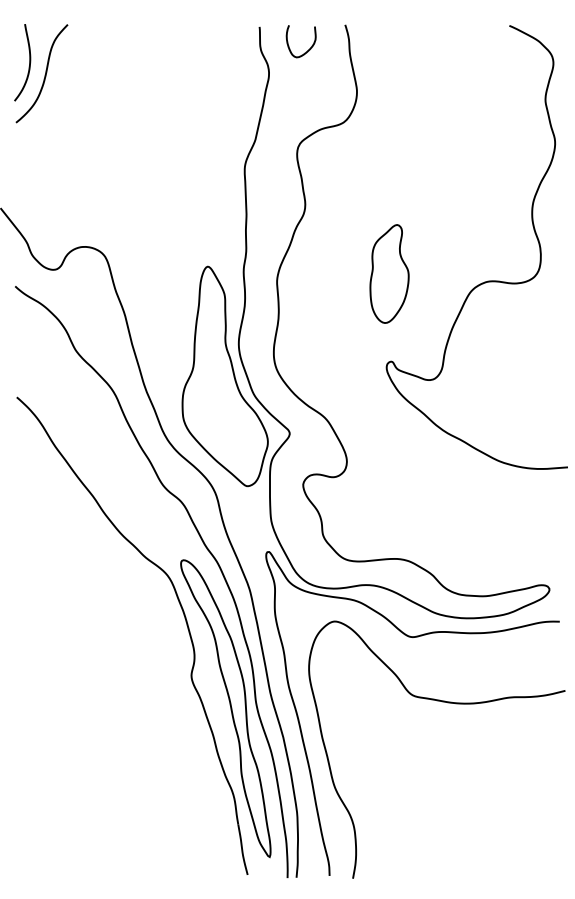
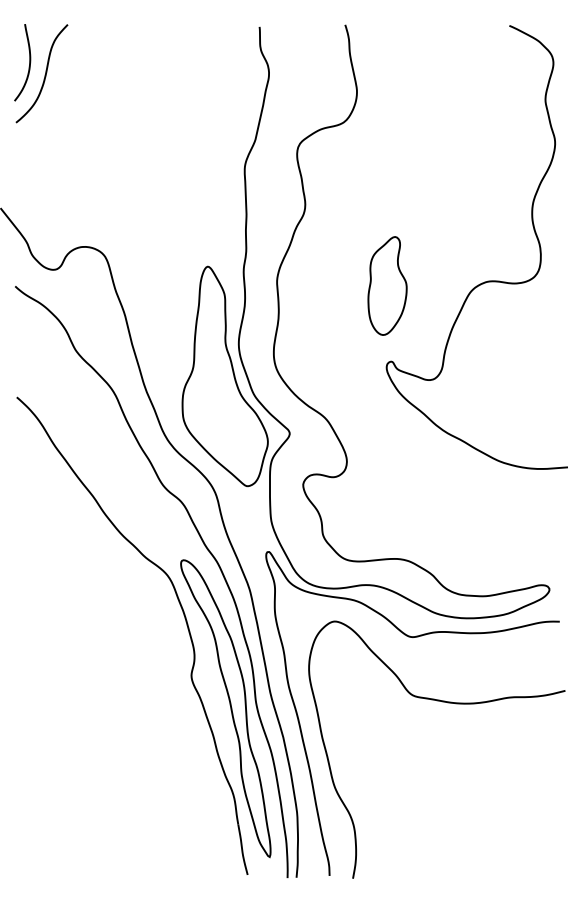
curve: present -> none (308, 49)
part position: (389, 273) -> (387, 285) (387, 285)
